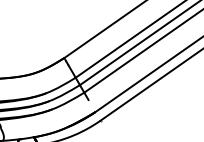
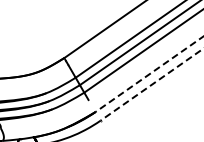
line: solid -> dashed (149, 74)
line: solid -> dashed (152, 84)
